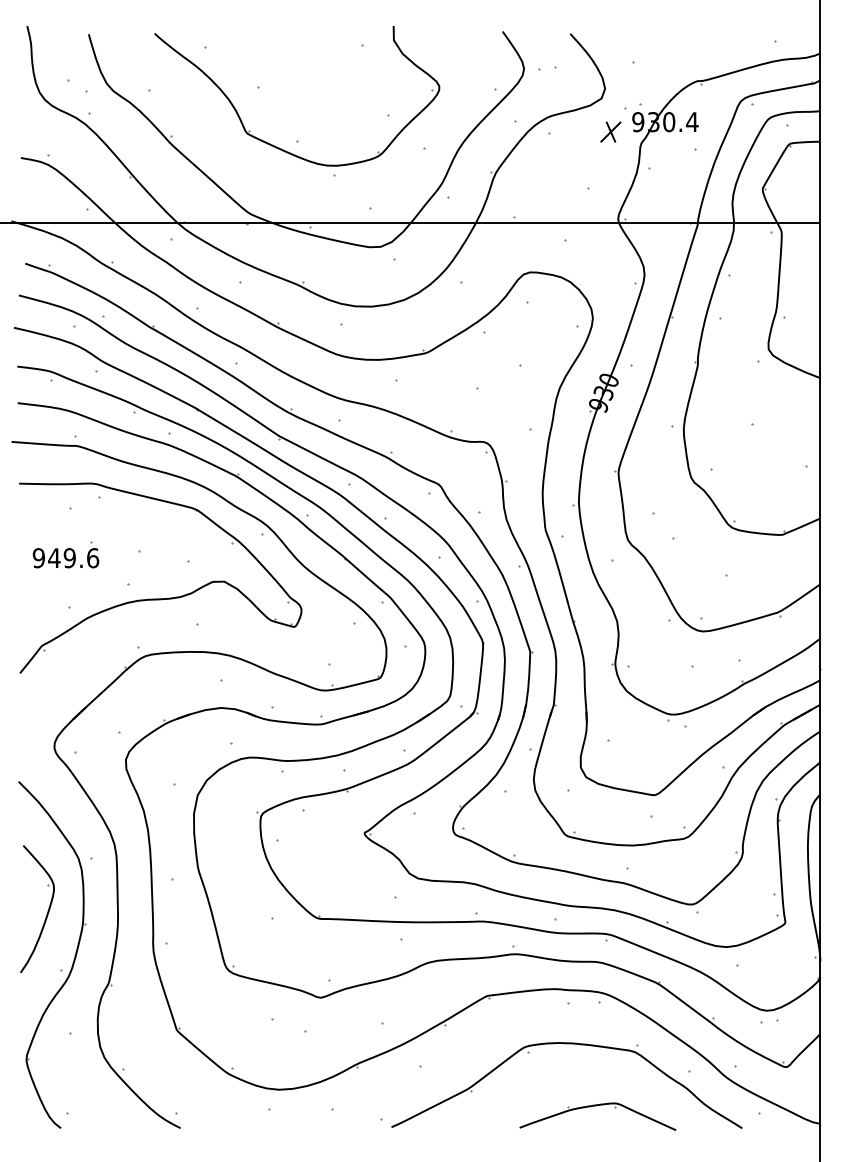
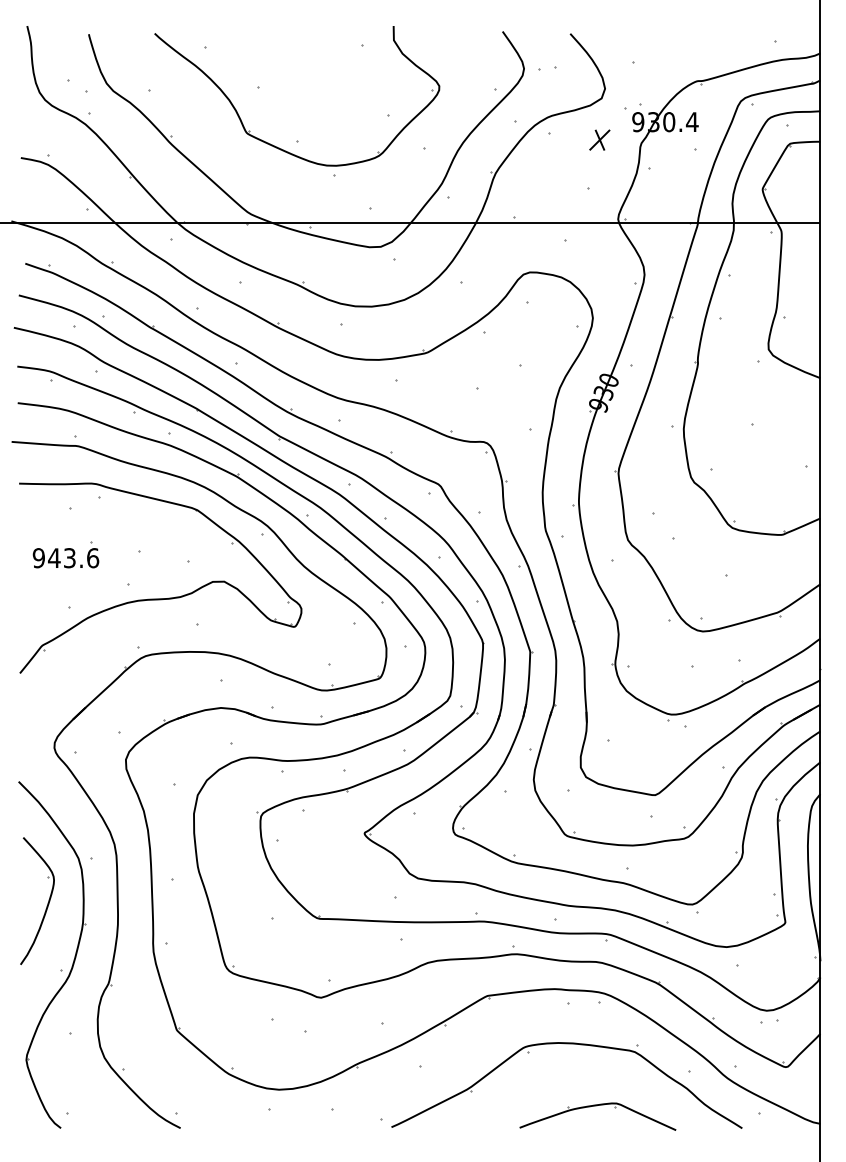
part position: (610, 131) -> (599, 139) (599, 139)
text: 949.6 -> 943.6 (69, 558)
part position: (47, 911) -> (47, 903) (47, 903)
